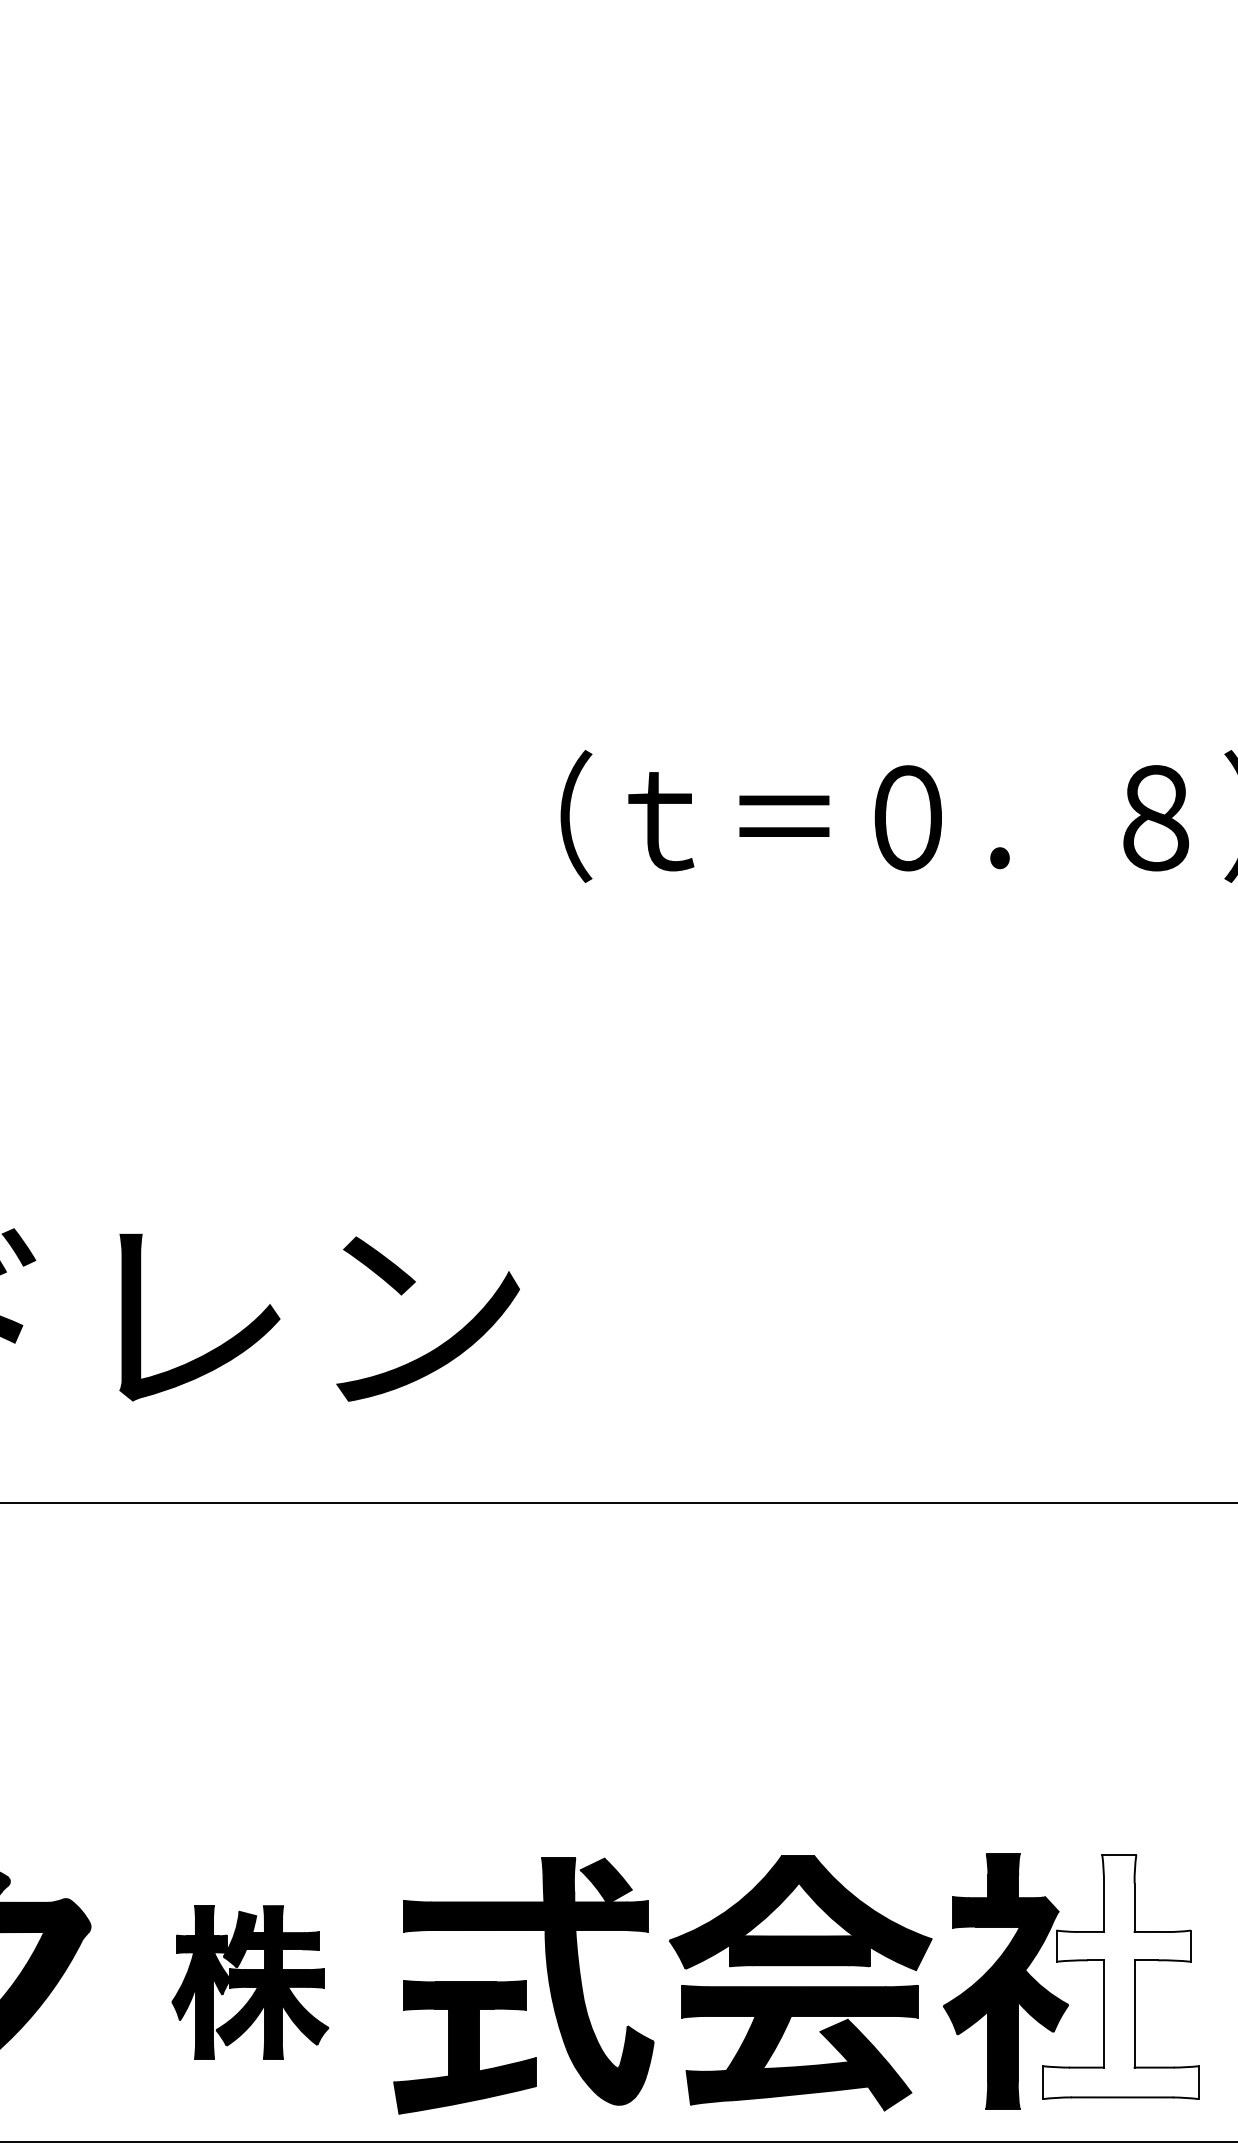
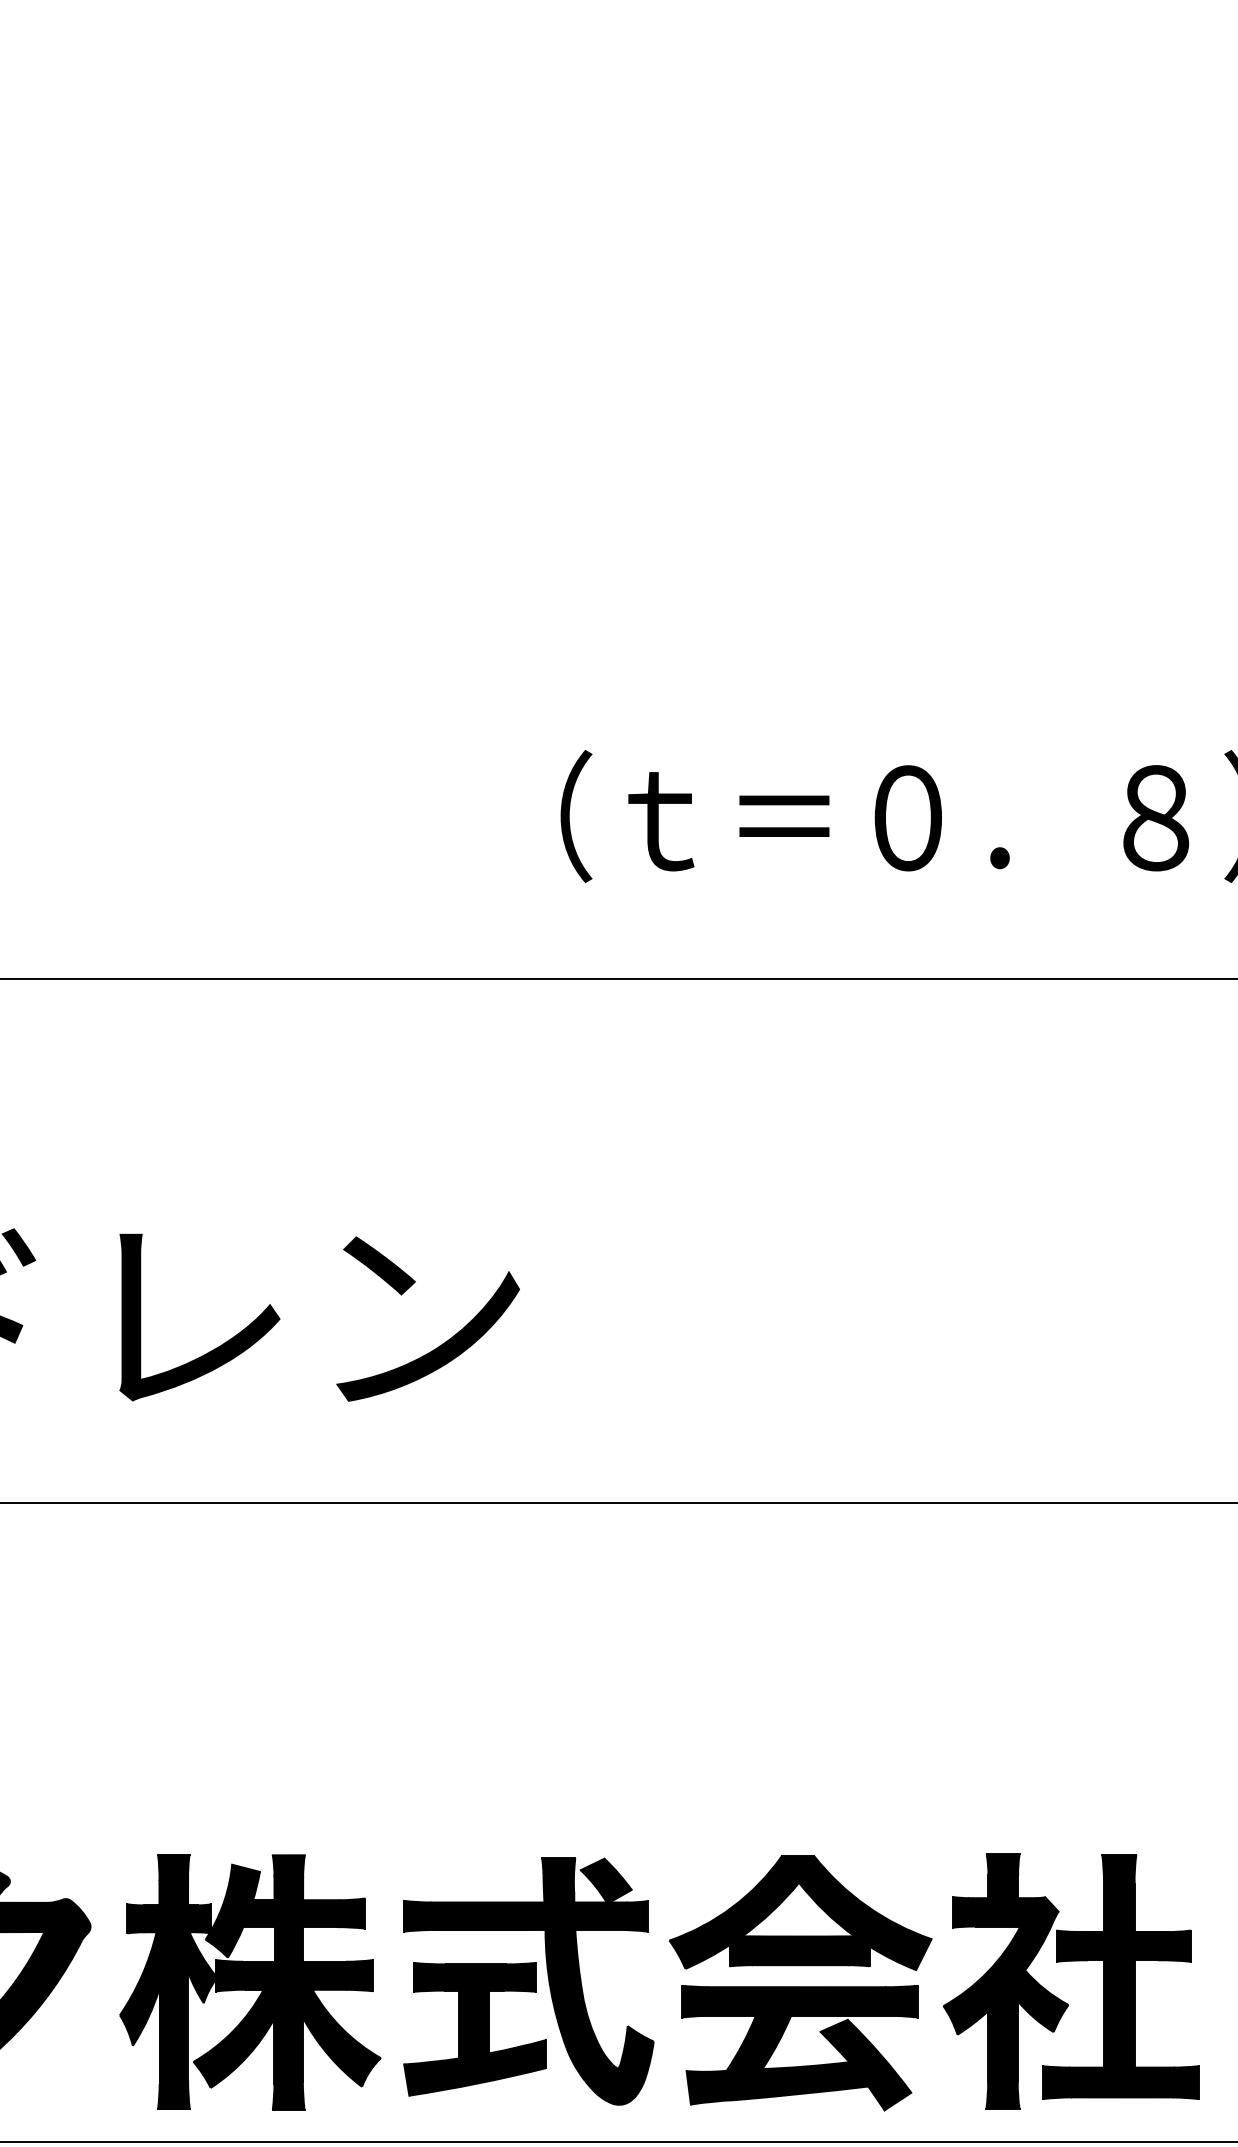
line: none -> present (618, 979)
fill: none -> present (1120, 1977)
part size: 159x155 px -> 263x257 px (250, 1982)
part position: (464, 2047) -> (474, 2029) (474, 2029)
